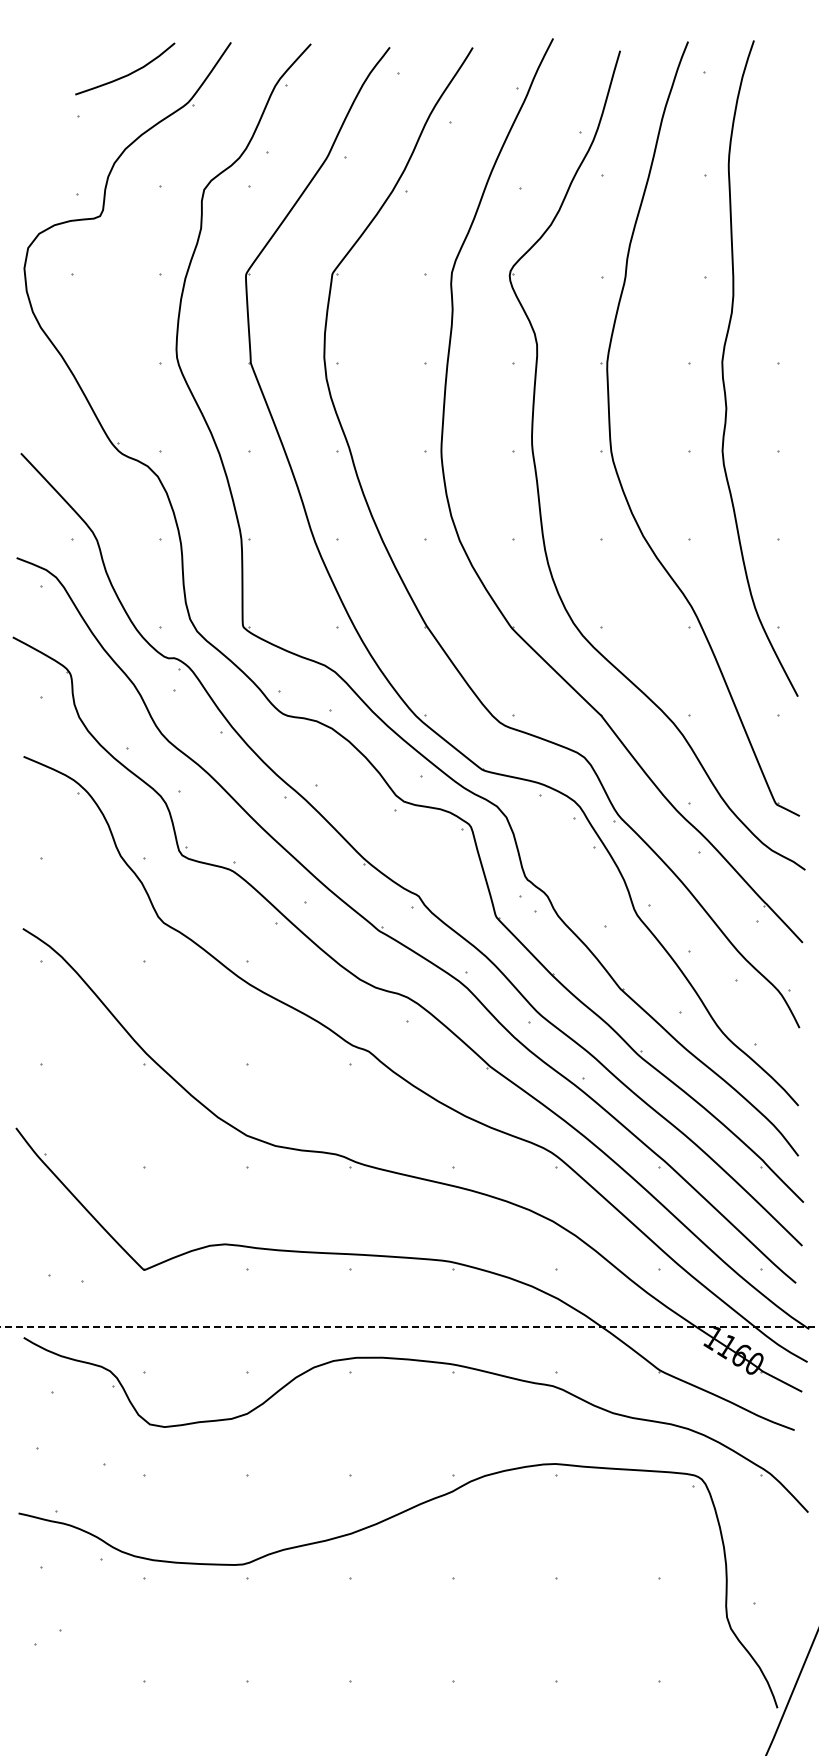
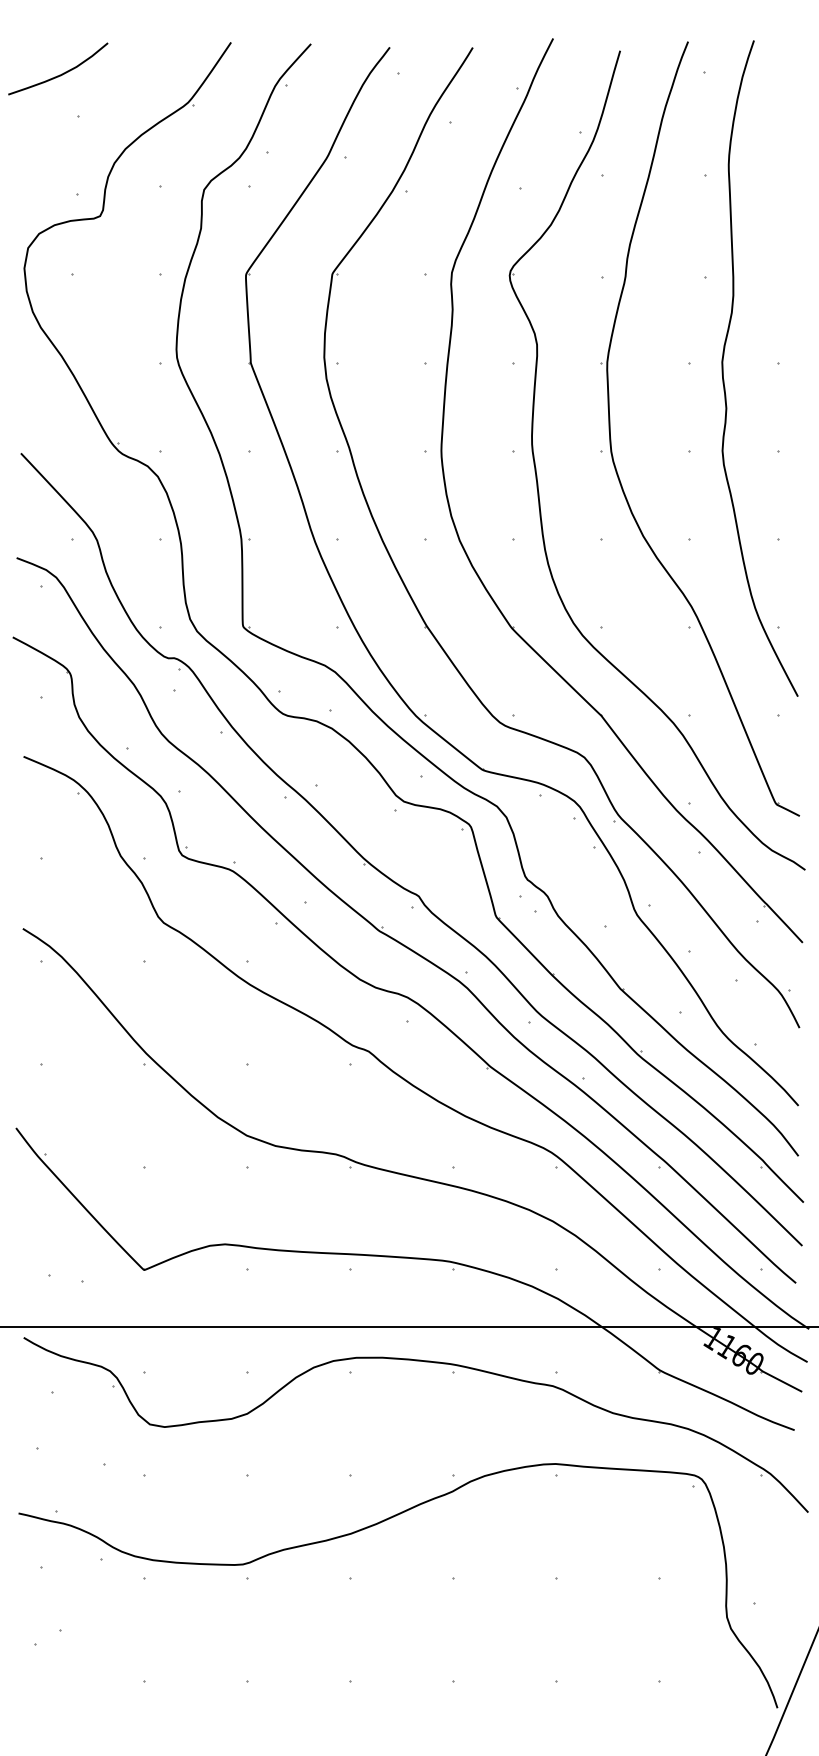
curve position: (128, 73) -> (61, 73) (61, 73)
line: dashed -> solid (409, 1326)
